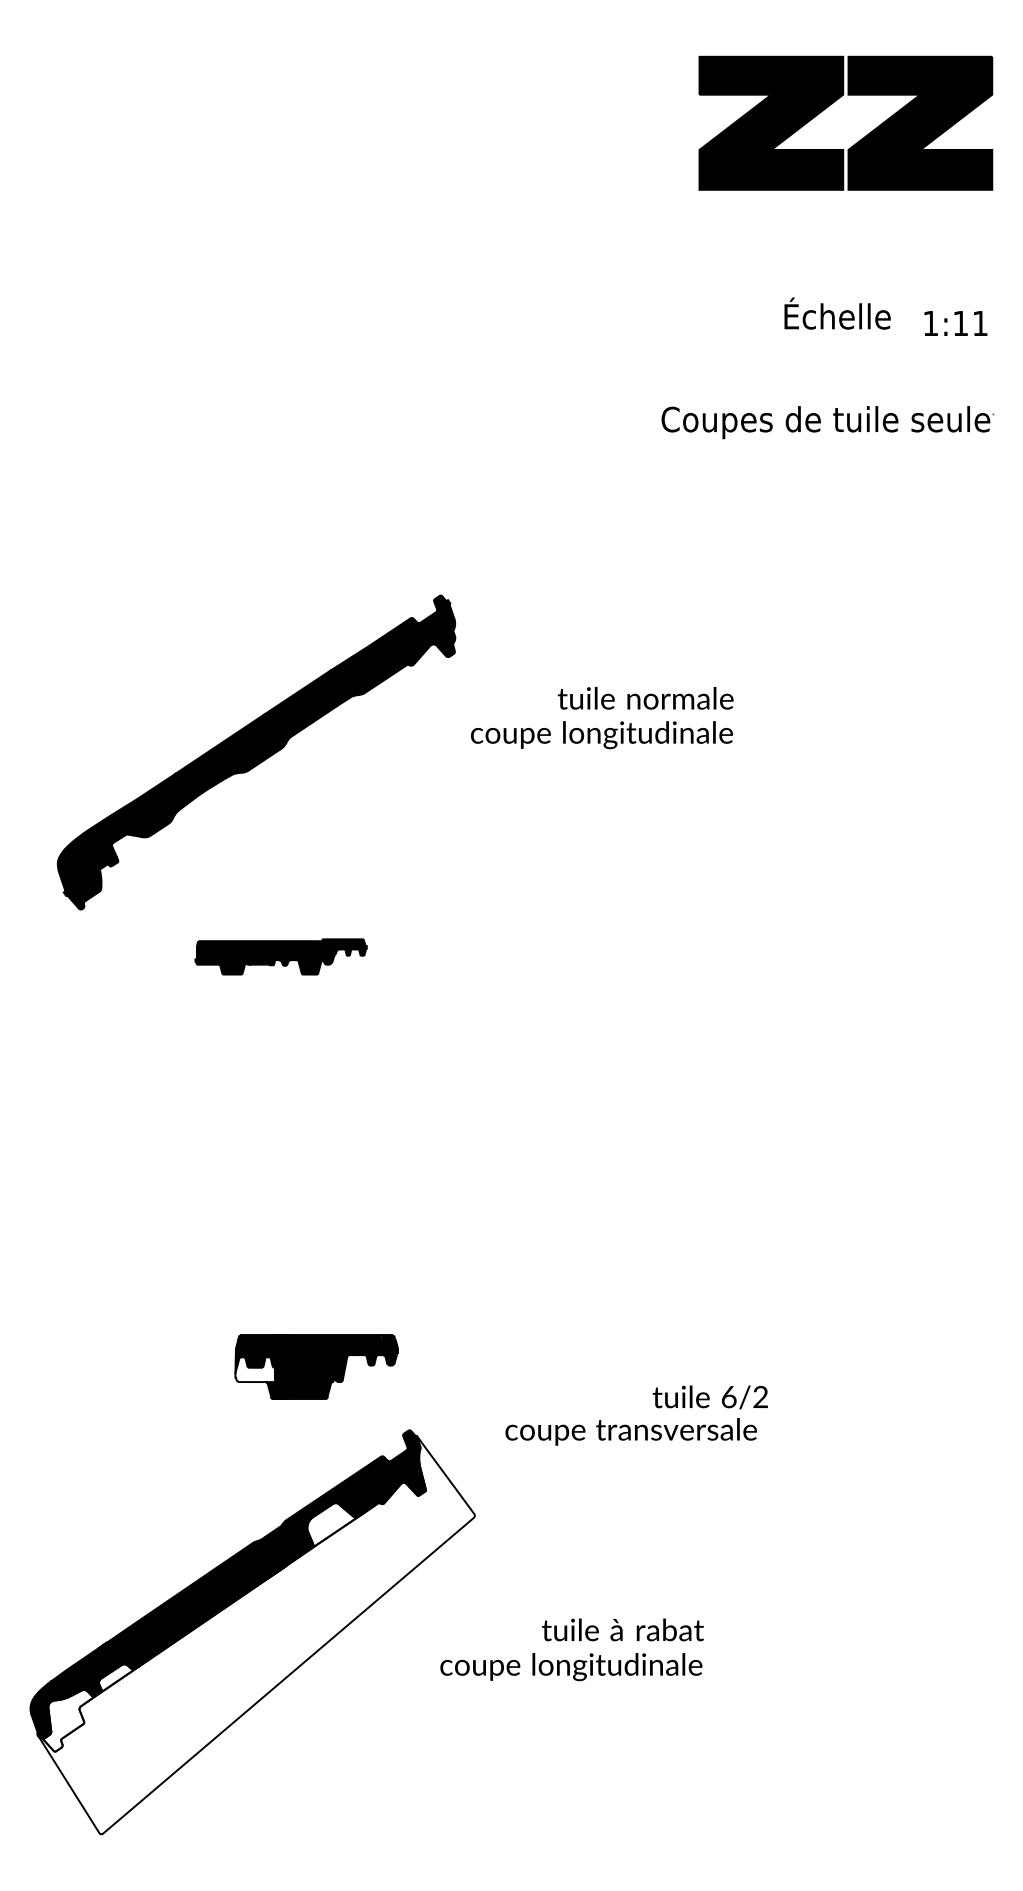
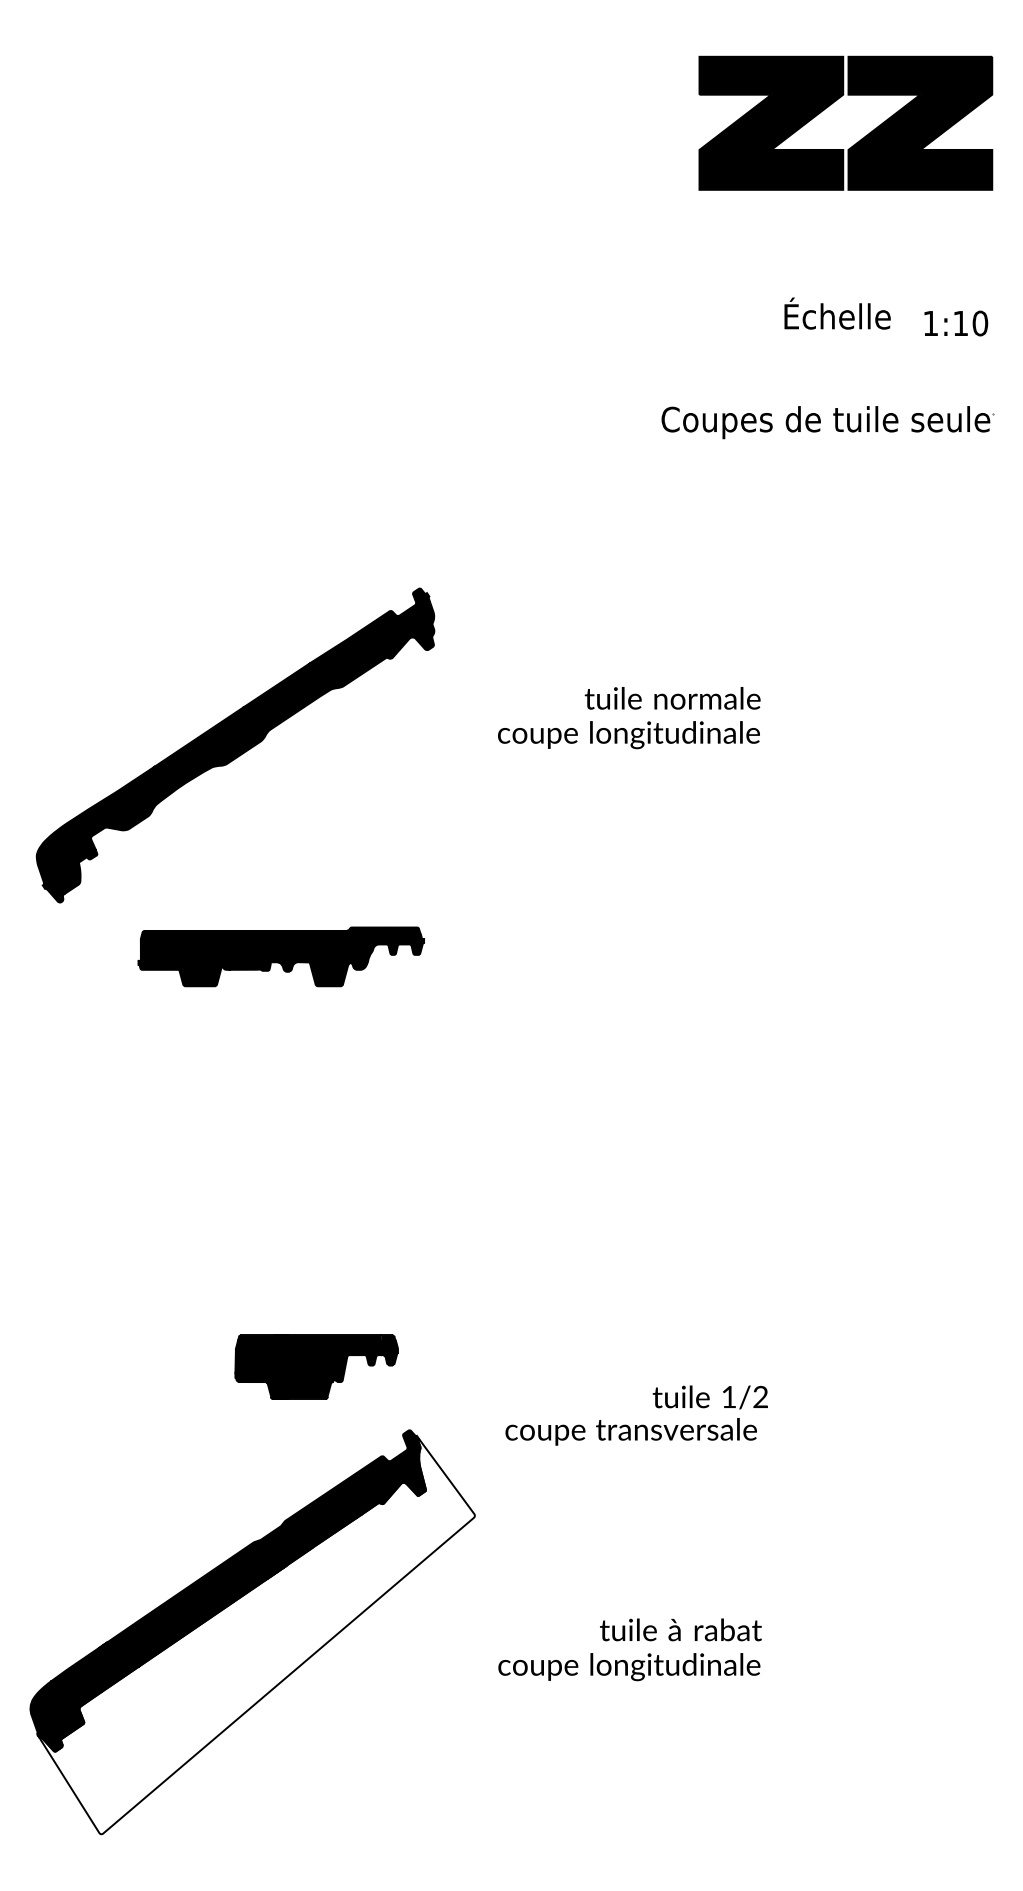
text: 1:11 -> 1:10 (980, 323)
text position: (602, 718) -> (629, 718) (629, 718)
part position: (256, 752) -> (235, 745) (235, 745)
part size: 174x38 px -> 288x62 px (280, 956)
fill: none -> present (259, 1369)
text: 6/2 -> 1/2 (729, 1397)
fill: none -> present (331, 1525)
text position: (571, 1649) -> (629, 1649) (629, 1649)
fill: none -> present (116, 1678)
fill: none -> present (68, 1720)
